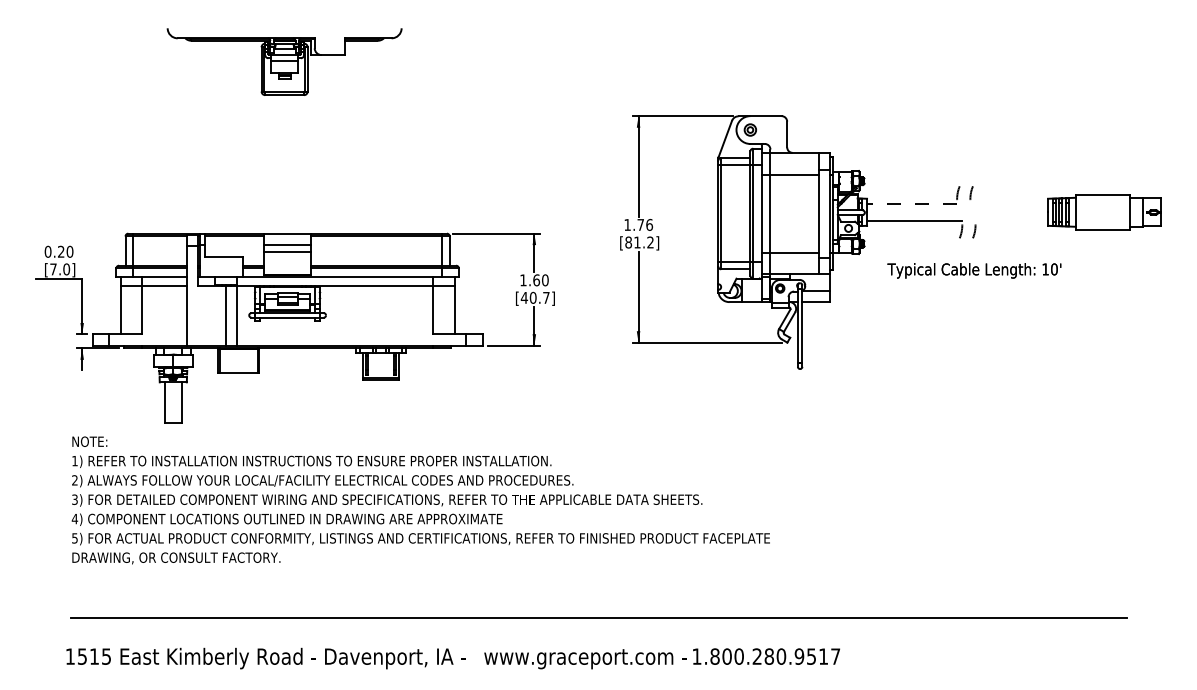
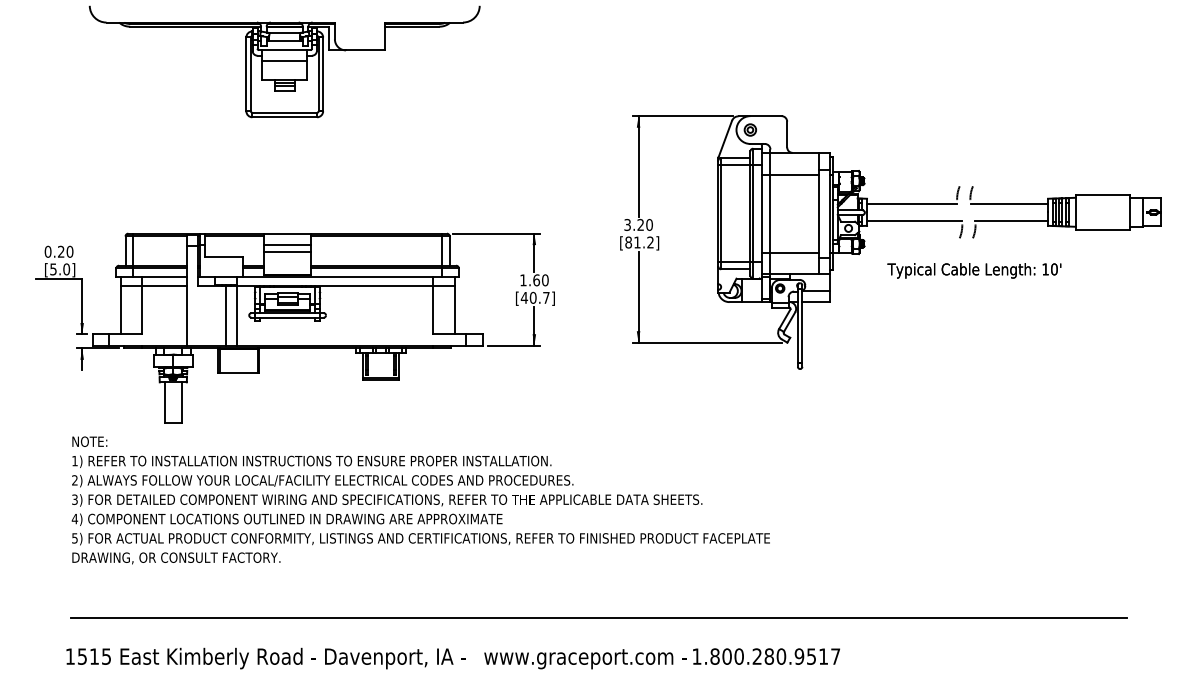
part size: 237x68 px -> 393x114 px (284, 61)
line: dashed -> solid (911, 203)
line: none -> present (1008, 203)
line: none -> present (1011, 220)
text: 1.76 -> 3.20 (638, 224)
text: [7.0] -> [5.0] (53, 269)
